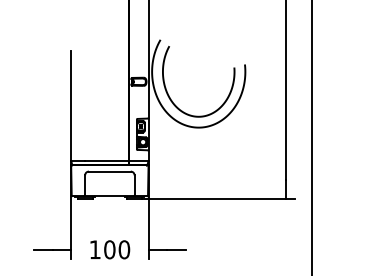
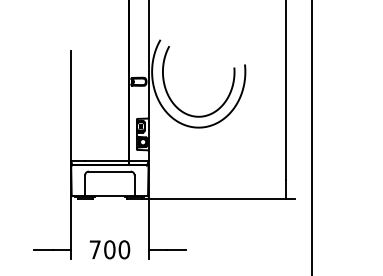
text: 100 -> 700 (94, 249)
